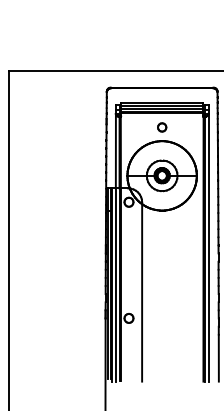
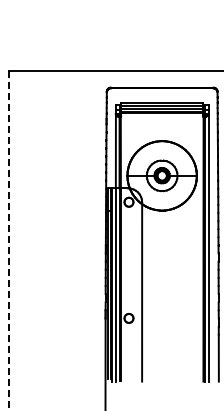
part: present -> none (162, 127)
line: solid -> dashed (9, 240)
